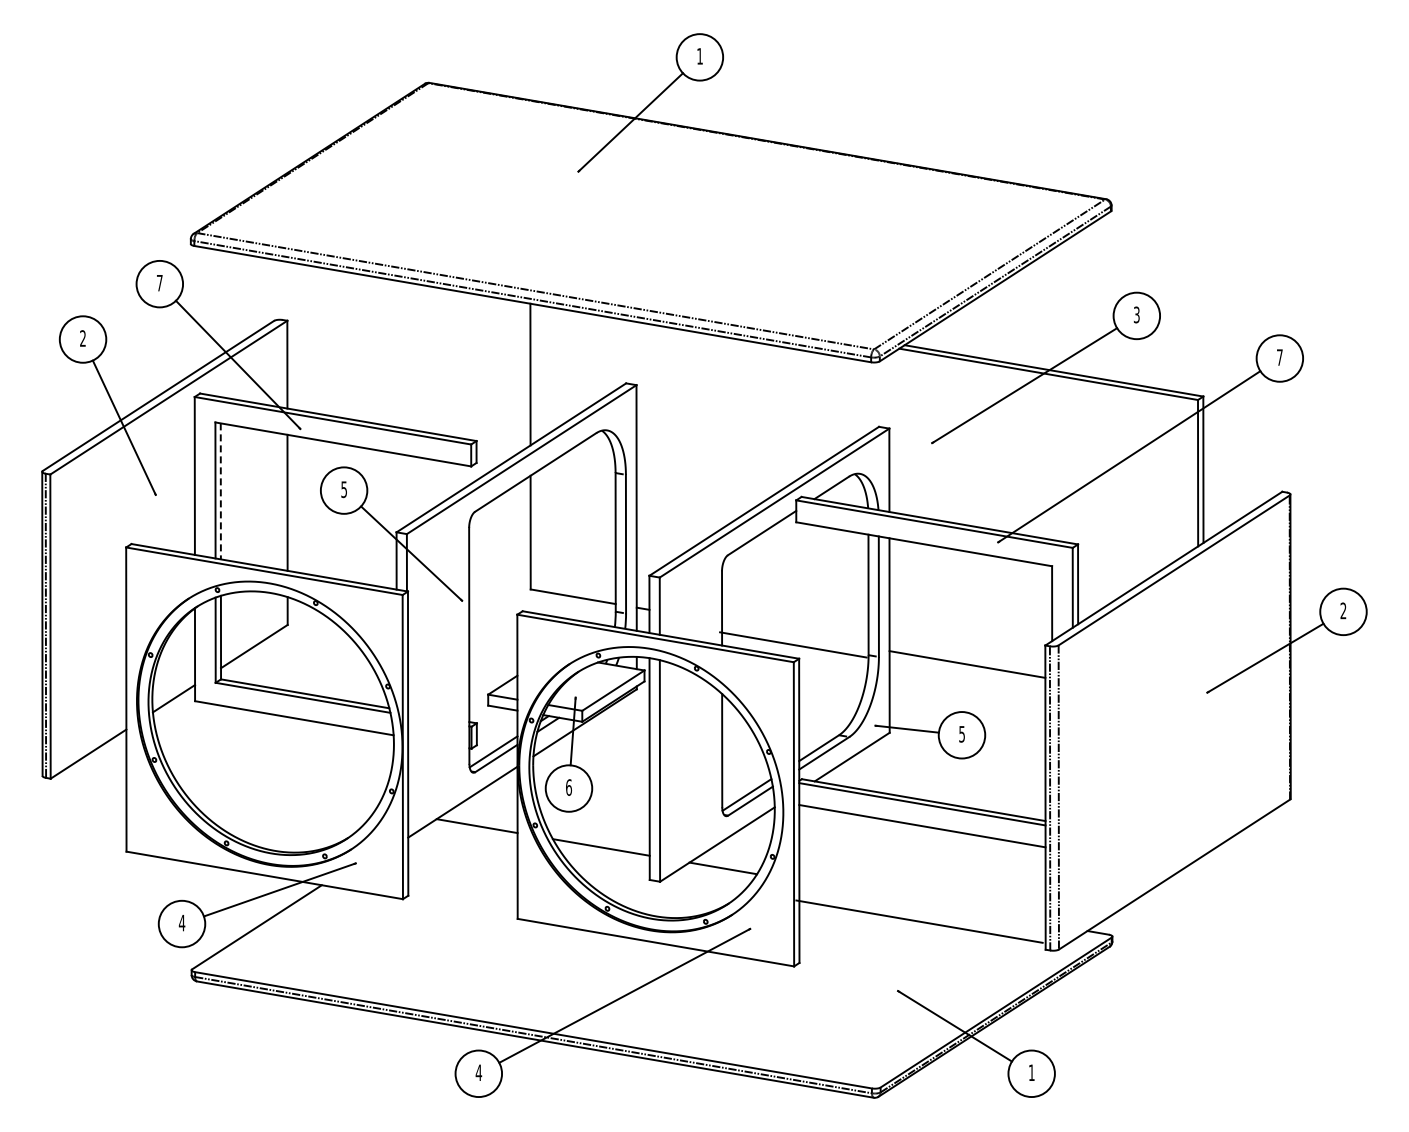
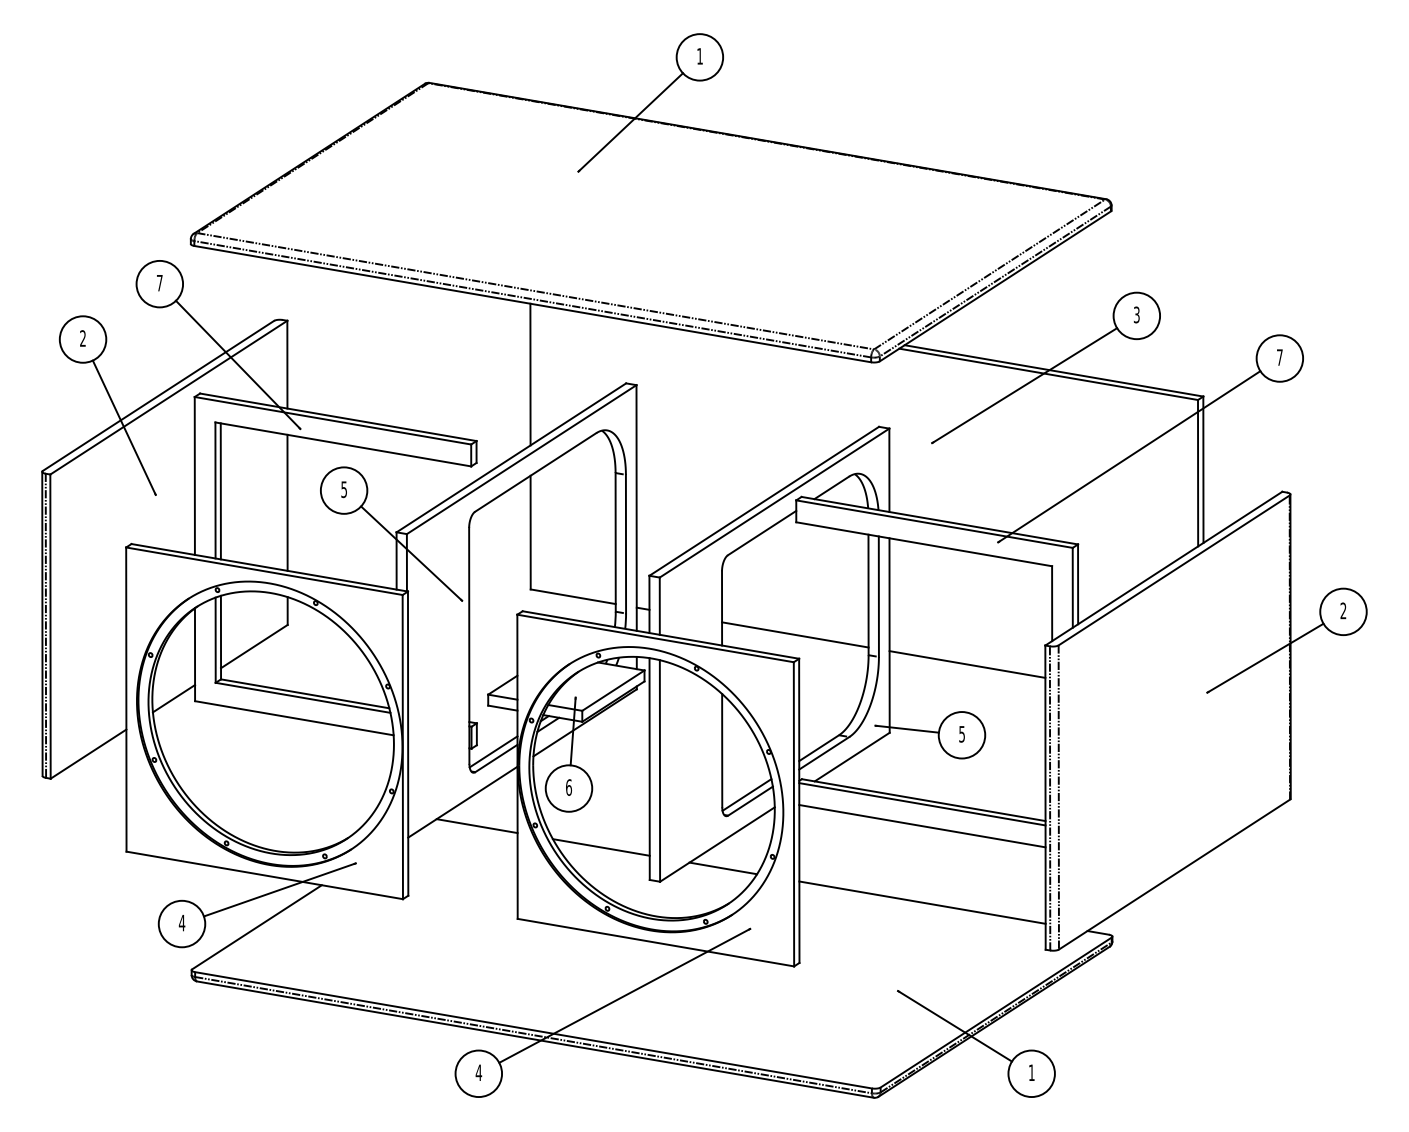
line: dashed -> solid (220, 491)
line position: (793, 644) -> (795, 634) (795, 634)
line position: (919, 921) -> (922, 902) (922, 902)
